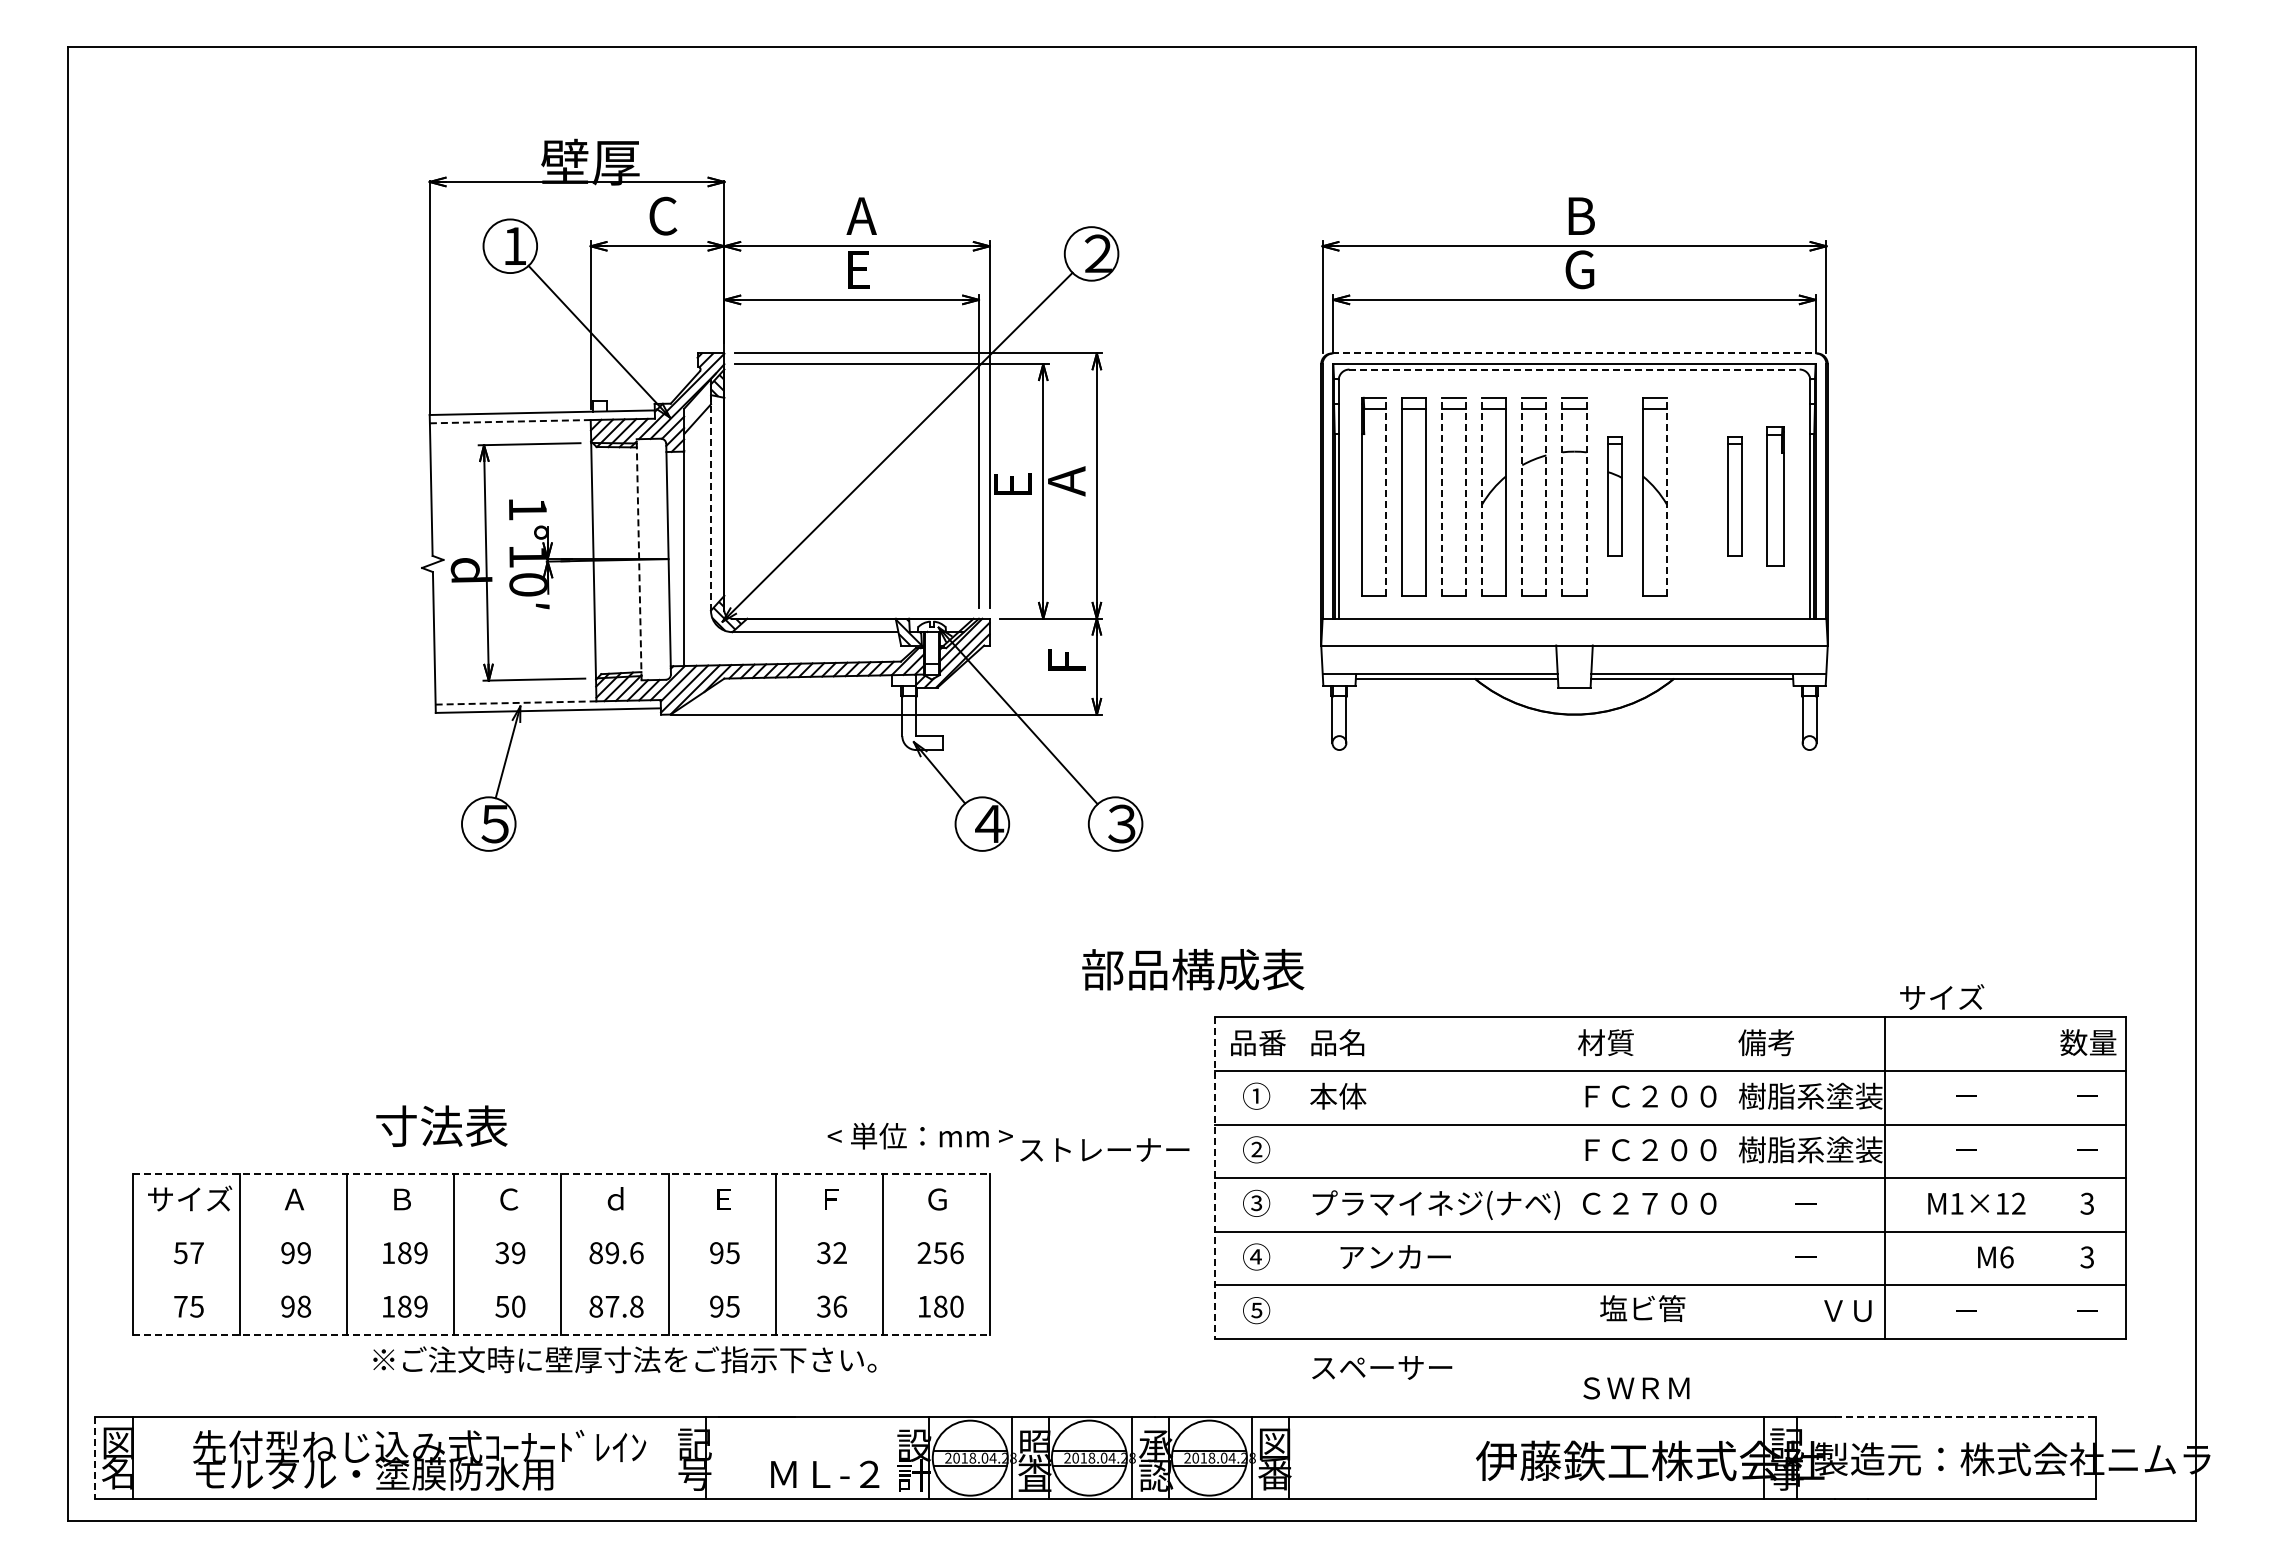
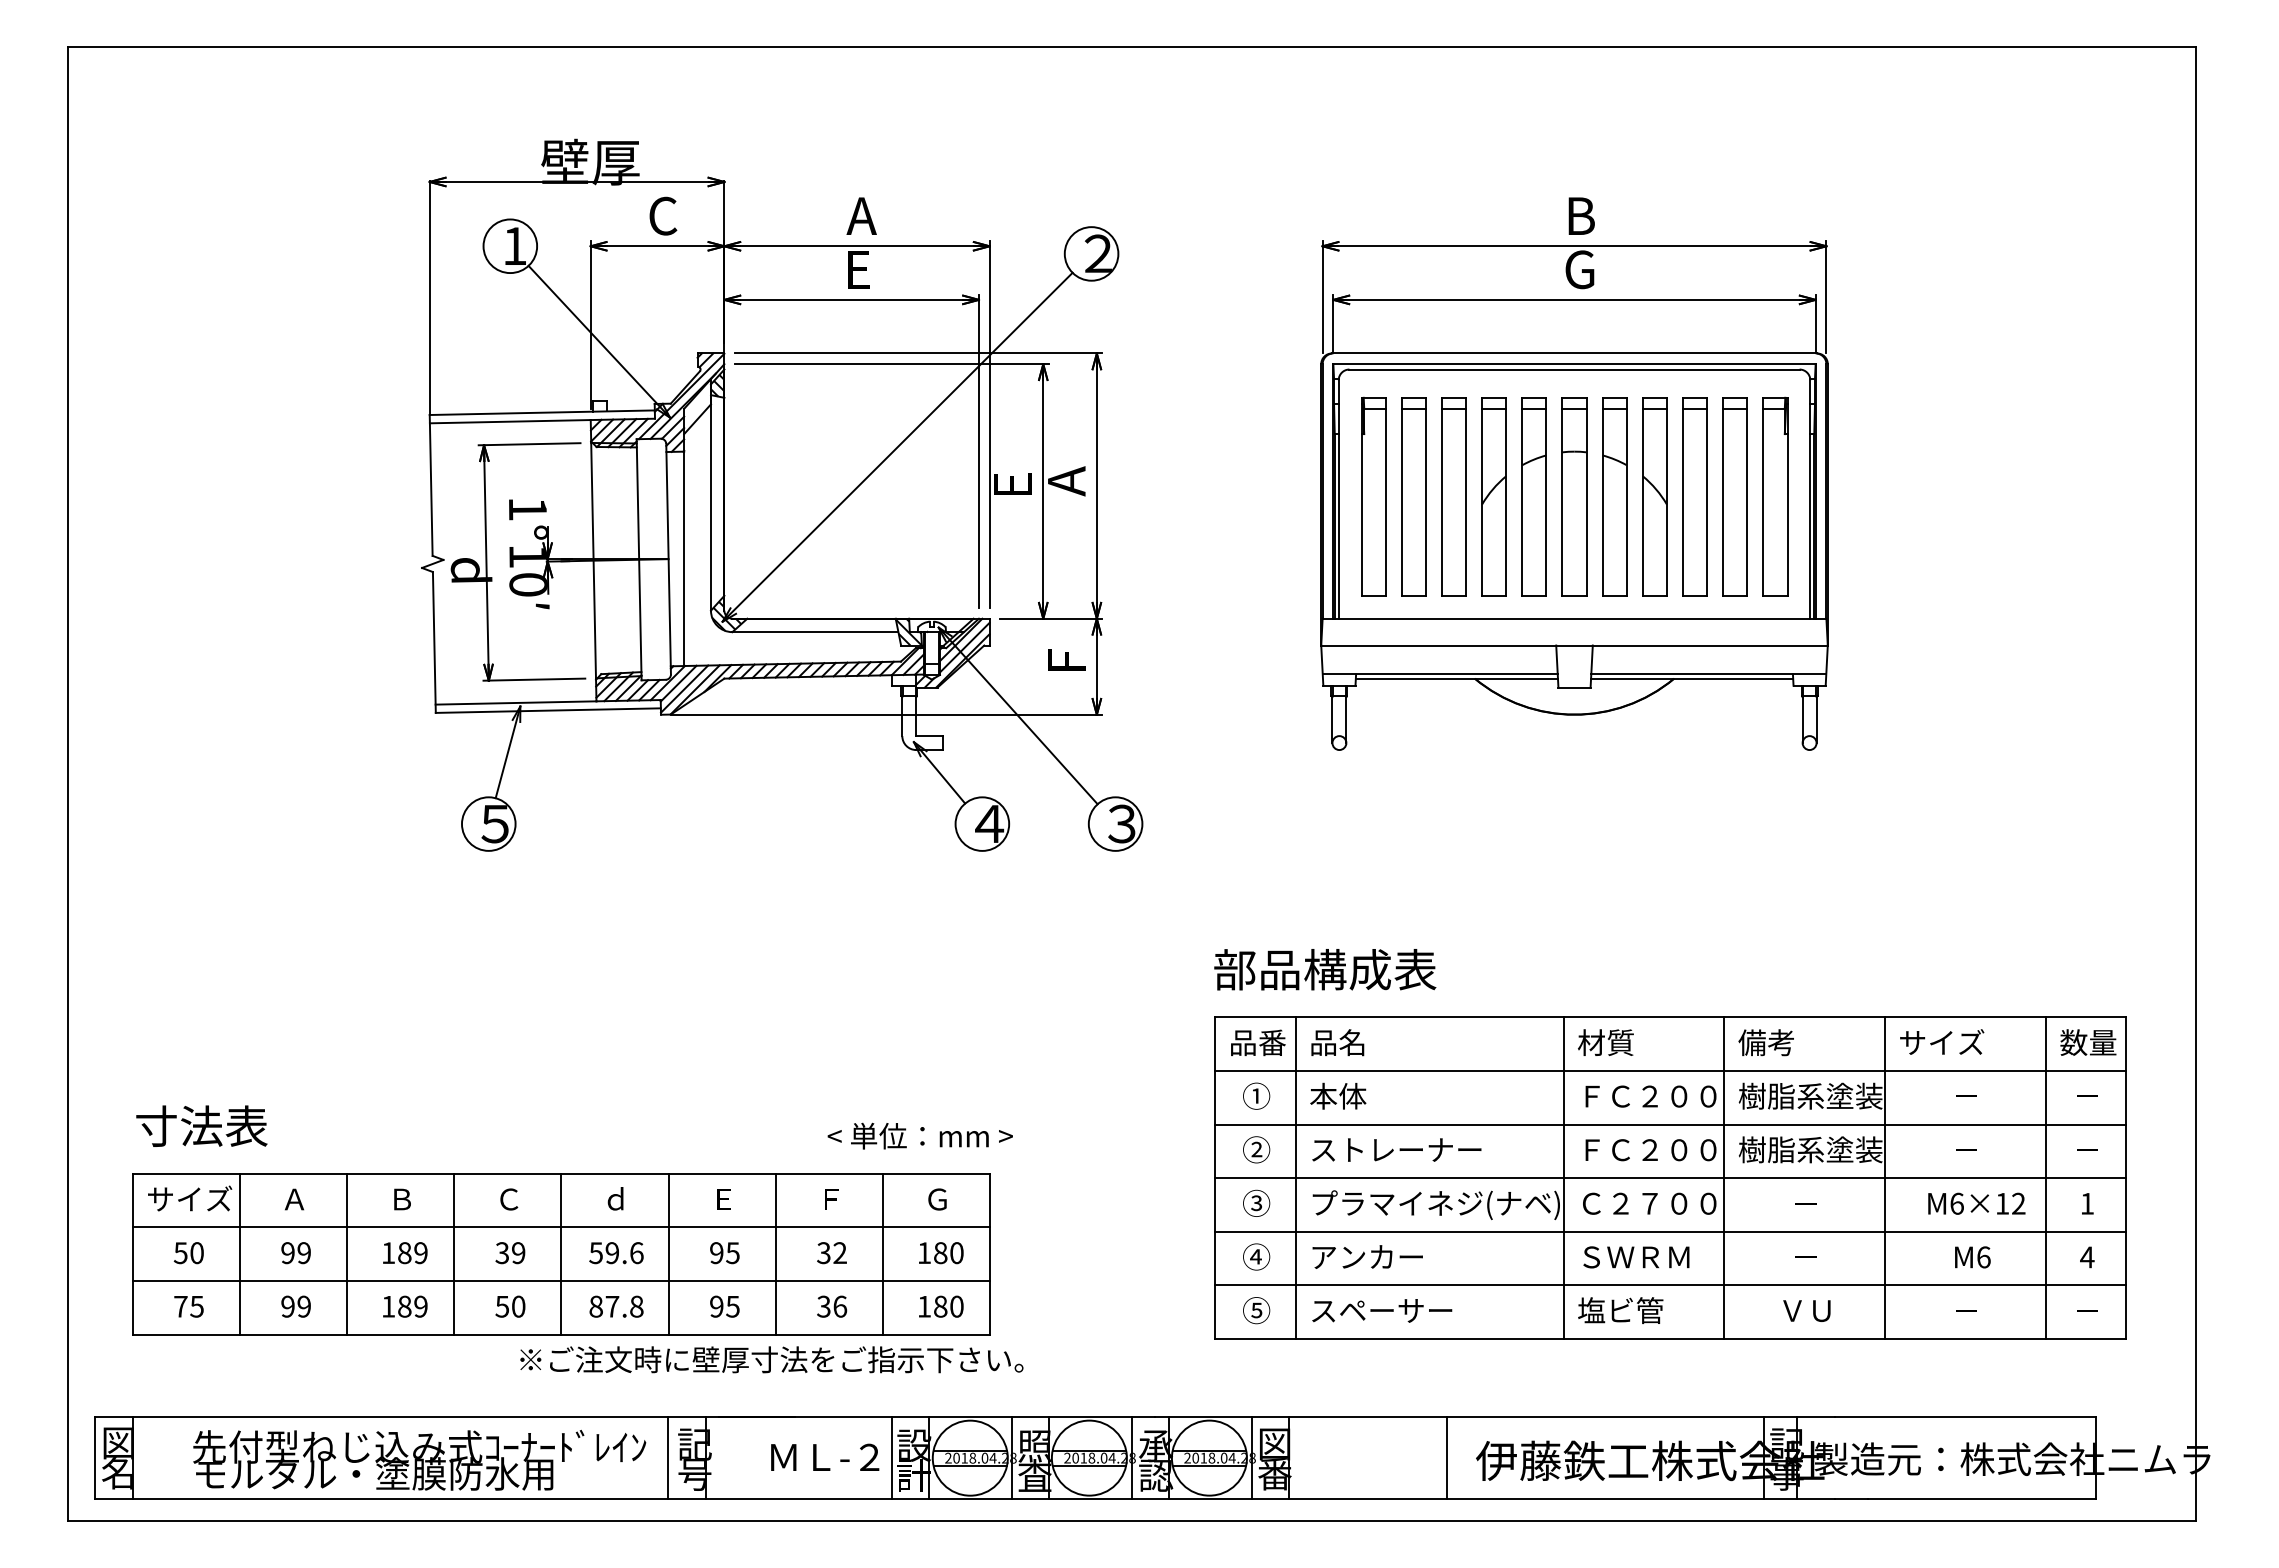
line: dashed -> solid (1574, 353)
line: dashed -> solid (1575, 369)
line: dashed -> solid (510, 421)
line: dashed -> solid (1385, 496)
line: dashed -> solid (1441, 496)
line: dashed -> solid (1466, 496)
line: dashed -> solid (1482, 496)
line: dashed -> solid (1522, 496)
line: dashed -> solid (1546, 496)
line: dashed -> solid (1562, 496)
line: dashed -> solid (1586, 496)
part size: 16x121 px -> 26x200 px (1614, 496)
line: dashed -> solid (1666, 496)
part: none -> present (1694, 496)
part size: 16x121 px -> 26x200 px (1734, 496)
part size: 19x141 px -> 27x201 px (1775, 496)
line: dashed -> solid (710, 497)
line: dashed -> solid (639, 559)
line: dashed -> solid (516, 702)
text position: (1193, 969) -> (1325, 969) (1325, 969)
text position: (1942, 996) -> (1942, 1041) (1942, 1041)
text position: (441, 1125) -> (201, 1125) (201, 1125)
text position: (1104, 1149) -> (1396, 1149) (1396, 1149)
line: dashed -> solid (561, 1173)
line: none -> present (1295, 1177)
line: none -> present (1563, 1177)
line: none -> present (1724, 1177)
line: none -> present (2045, 1177)
line: dashed -> solid (1215, 1178)
text: M1×12 -> M6×12 (1956, 1203)
text: 3 -> 1 (2086, 1203)
line: none -> present (561, 1227)
text: 256 -> 180 (940, 1252)
text: 57 -> 50 (196, 1253)
text: 89.6 -> 59.6 (595, 1253)
text position: (1395, 1256) -> (1367, 1256) (1367, 1256)
text position: (1995, 1257) -> (1972, 1257) (1972, 1257)
text: 3 -> 4 (2087, 1257)
line: none -> present (561, 1281)
text: 98 -> 99 (304, 1306)
text position: (1642, 1308) -> (1620, 1310) (1620, 1310)
text position: (1847, 1310) -> (1806, 1310) (1806, 1310)
line: dashed -> solid (561, 1334)
text position: (624, 1359) -> (771, 1359) (771, 1359)
text position: (1382, 1367) -> (1382, 1310) (1382, 1310)
text position: (1636, 1388) -> (1636, 1257) (1636, 1257)
line: dashed -> solid (1965, 1416)
line: none -> present (668, 1457)
line: none -> present (891, 1457)
line: none -> present (1447, 1457)
line: dashed -> solid (95, 1458)
text position: (825, 1473) -> (825, 1456) (825, 1456)
